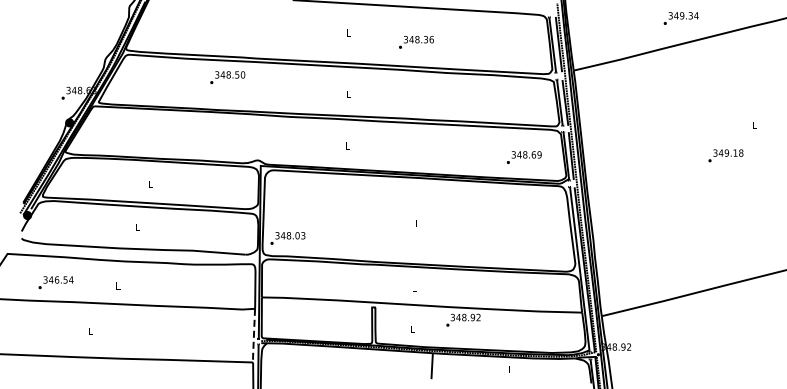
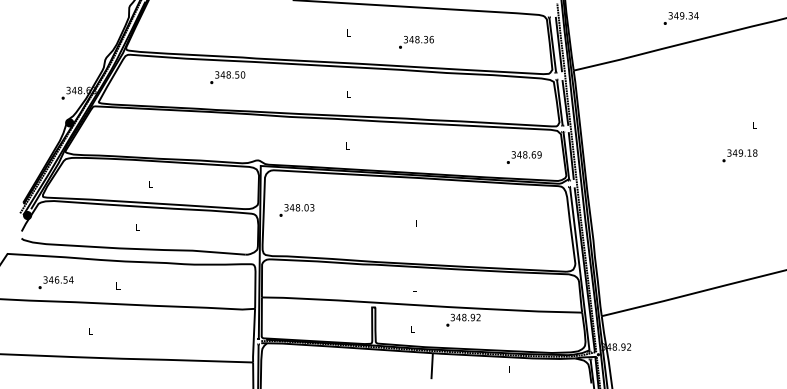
text position: (725, 155) -> (739, 155) (739, 155)
text position: (287, 238) -> (296, 210) (296, 210)
line: dashed -> solid (253, 336)
